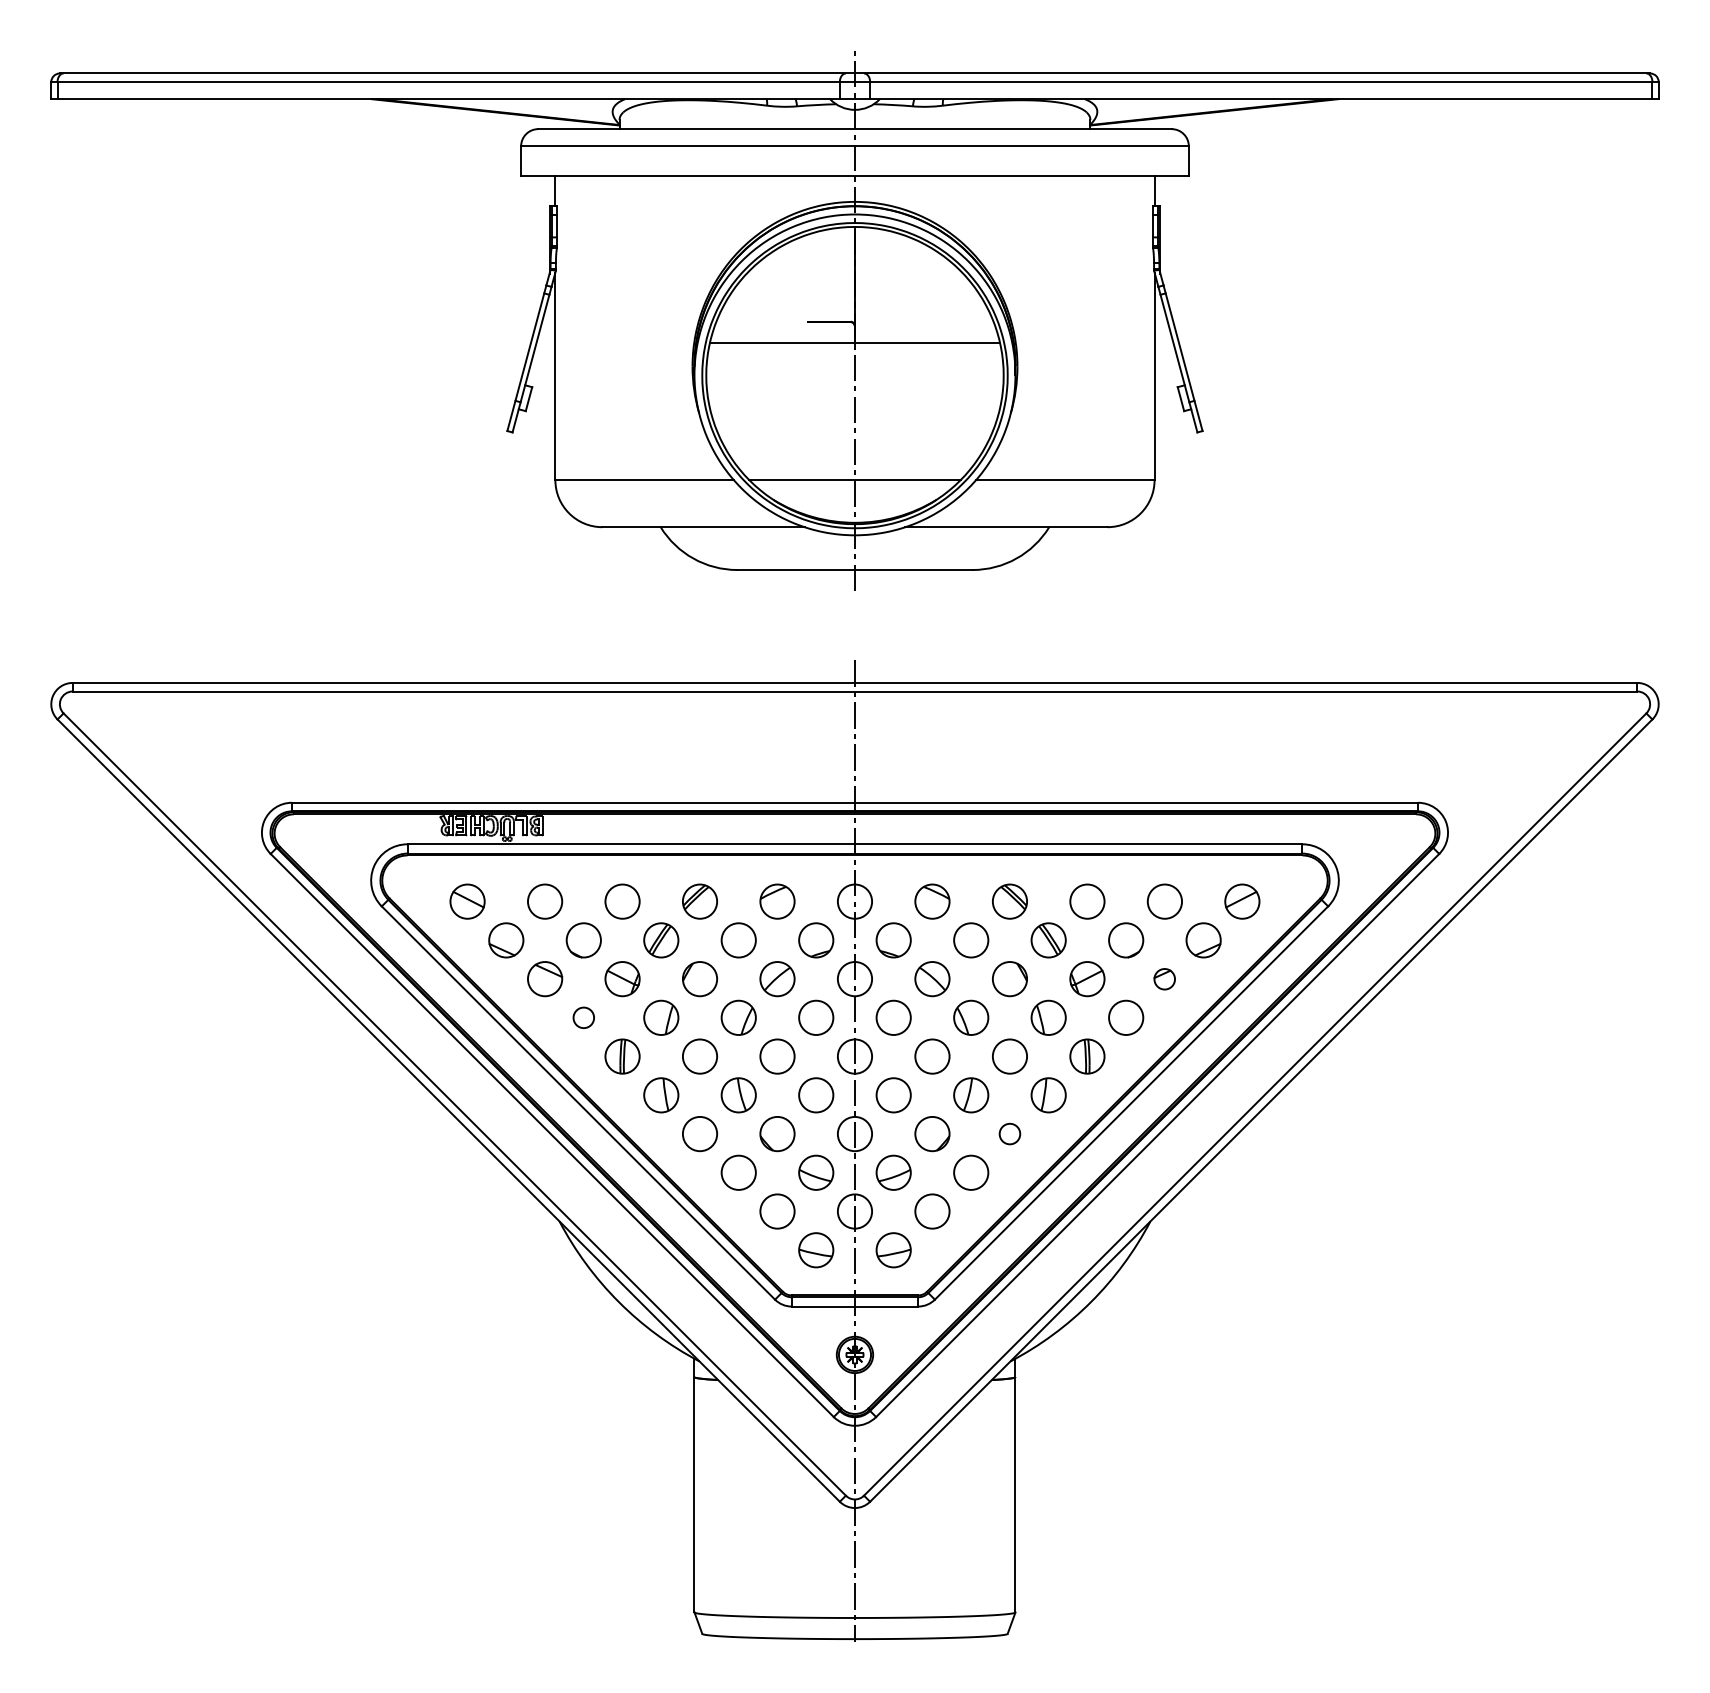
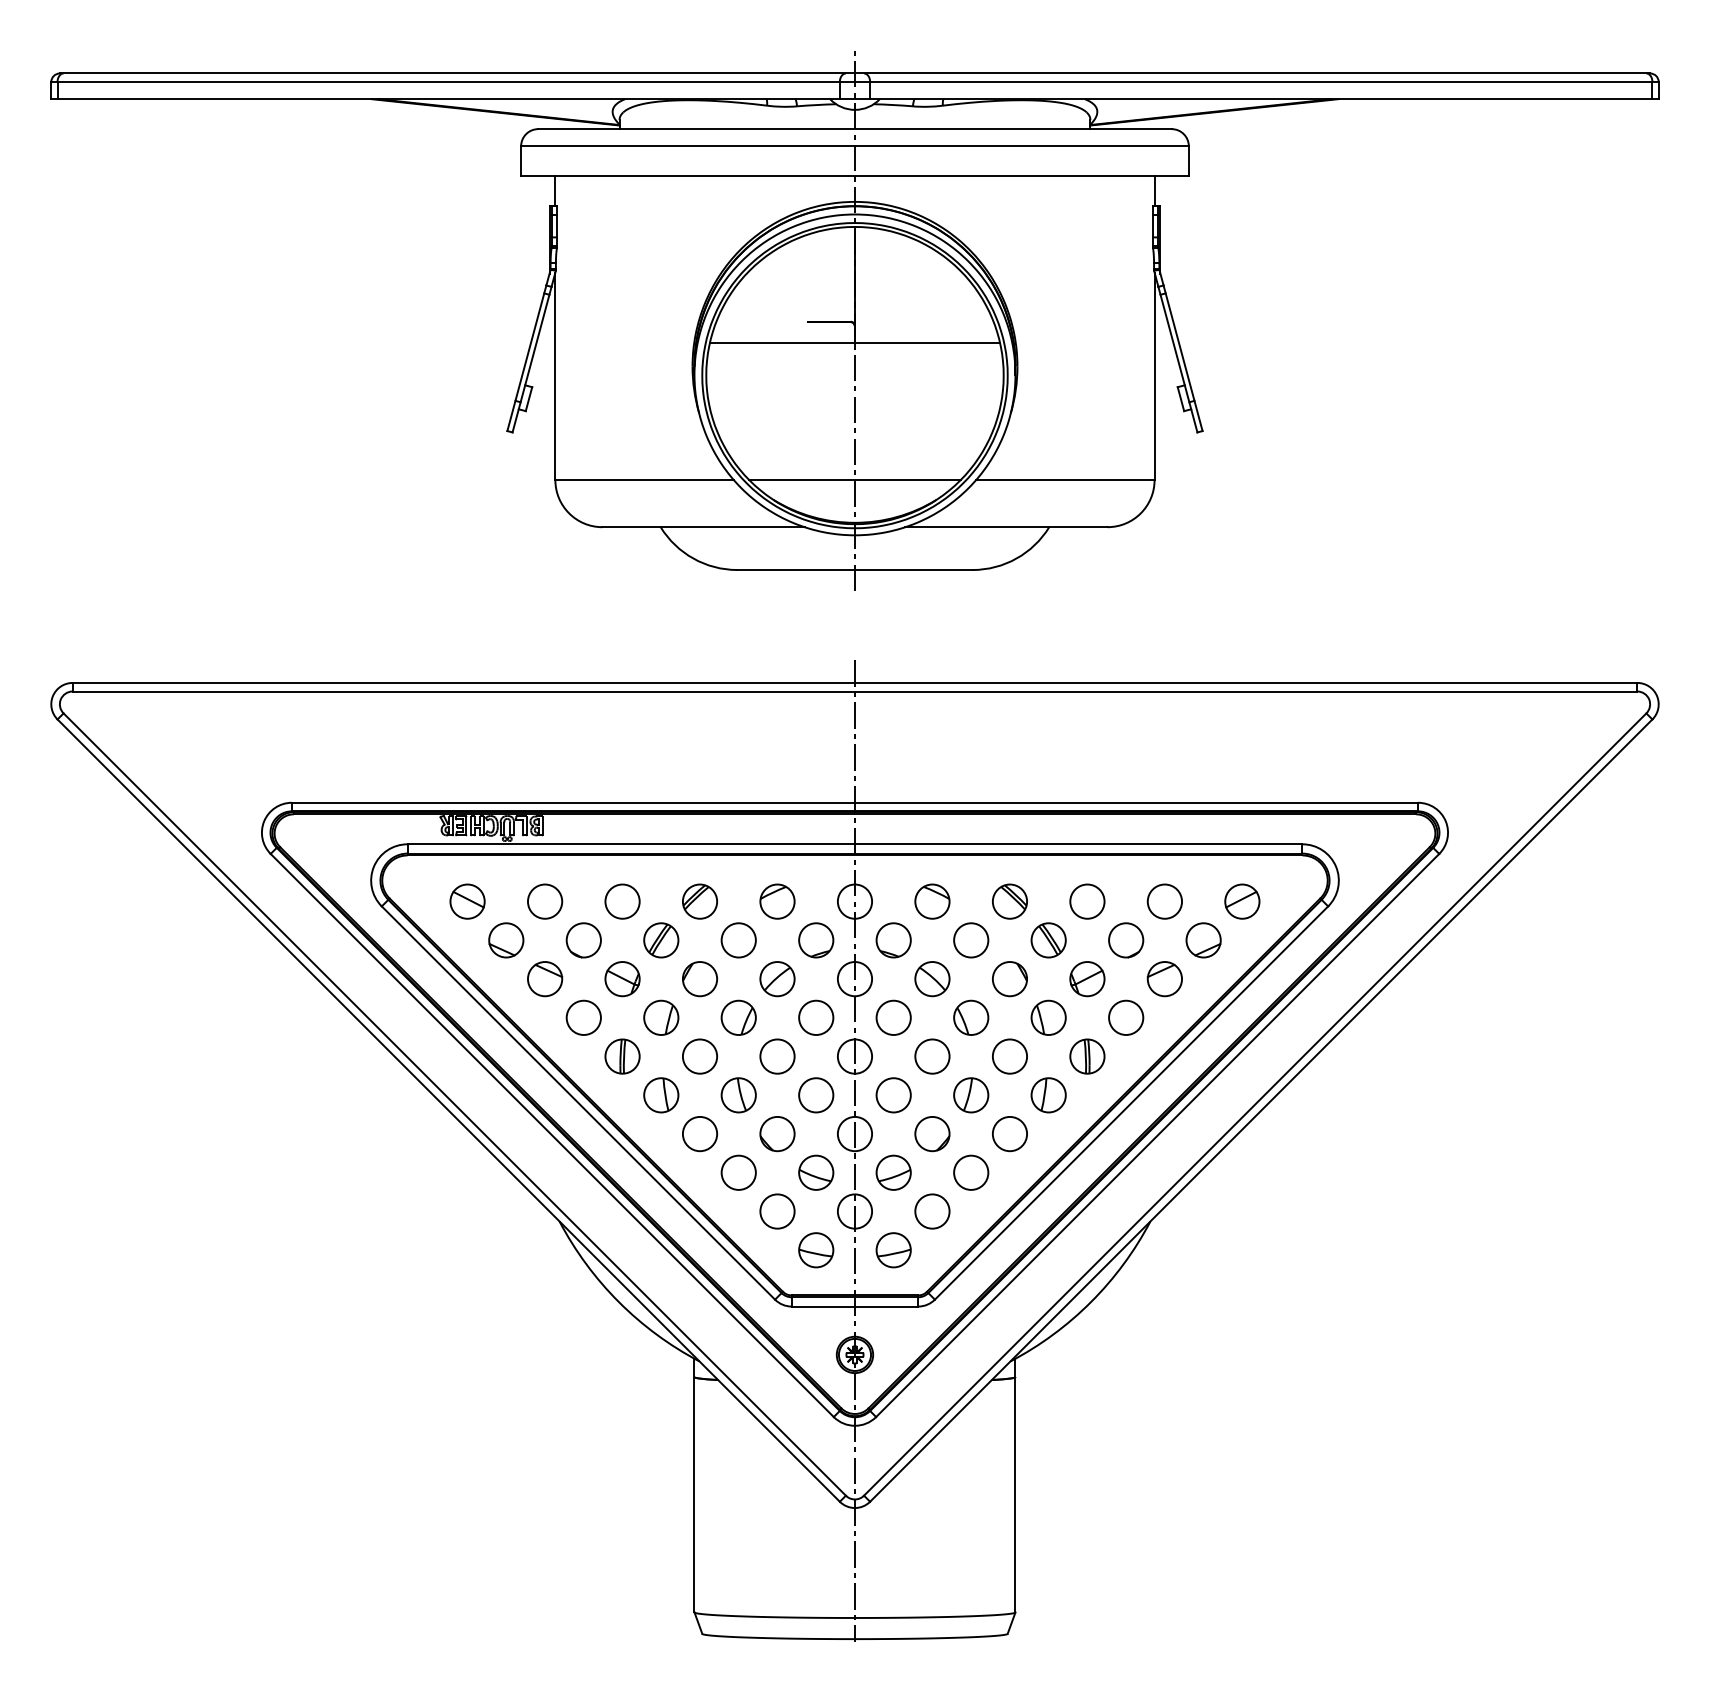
part size: 23x23 px -> 37x37 px (1164, 979)
circle diameter: 21 px -> 34 px (583, 1017)
circle diameter: 21 px -> 34 px (1009, 1133)
